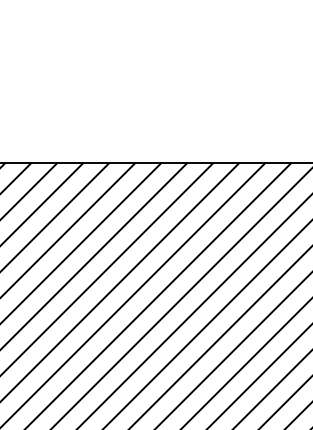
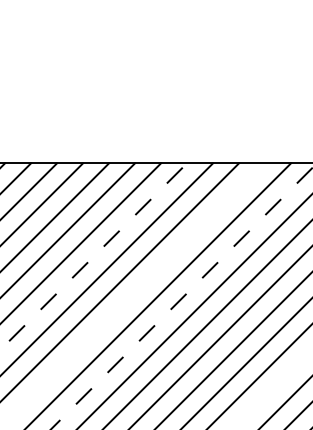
line: solid -> dashed (93, 256)
line: present -> none (133, 294)
line: solid -> dashed (181, 298)
line: present -> none (272, 389)
